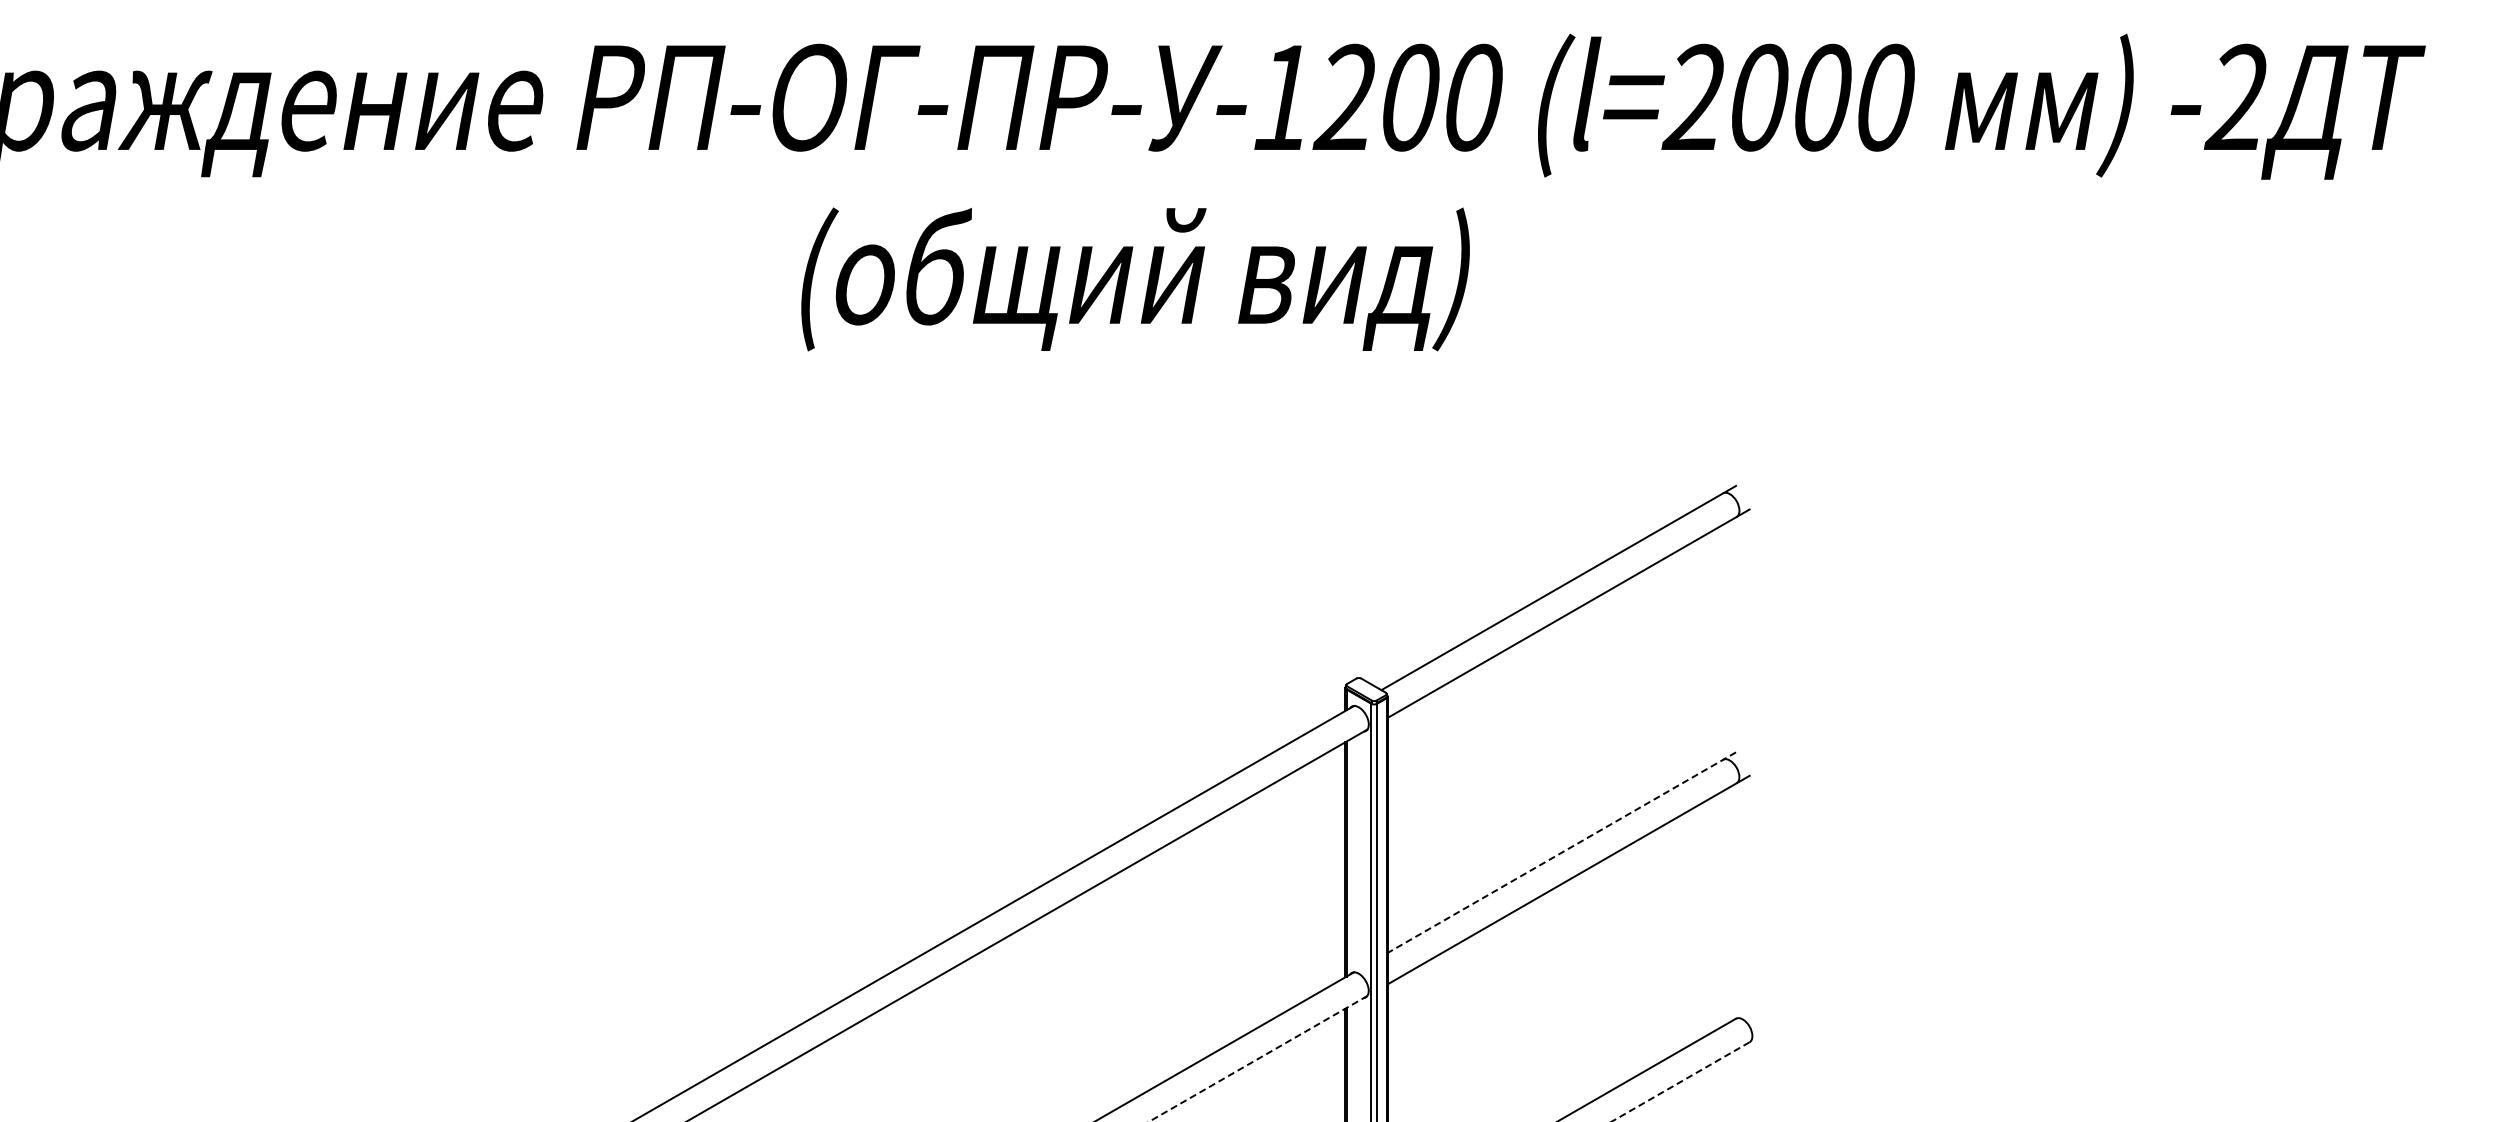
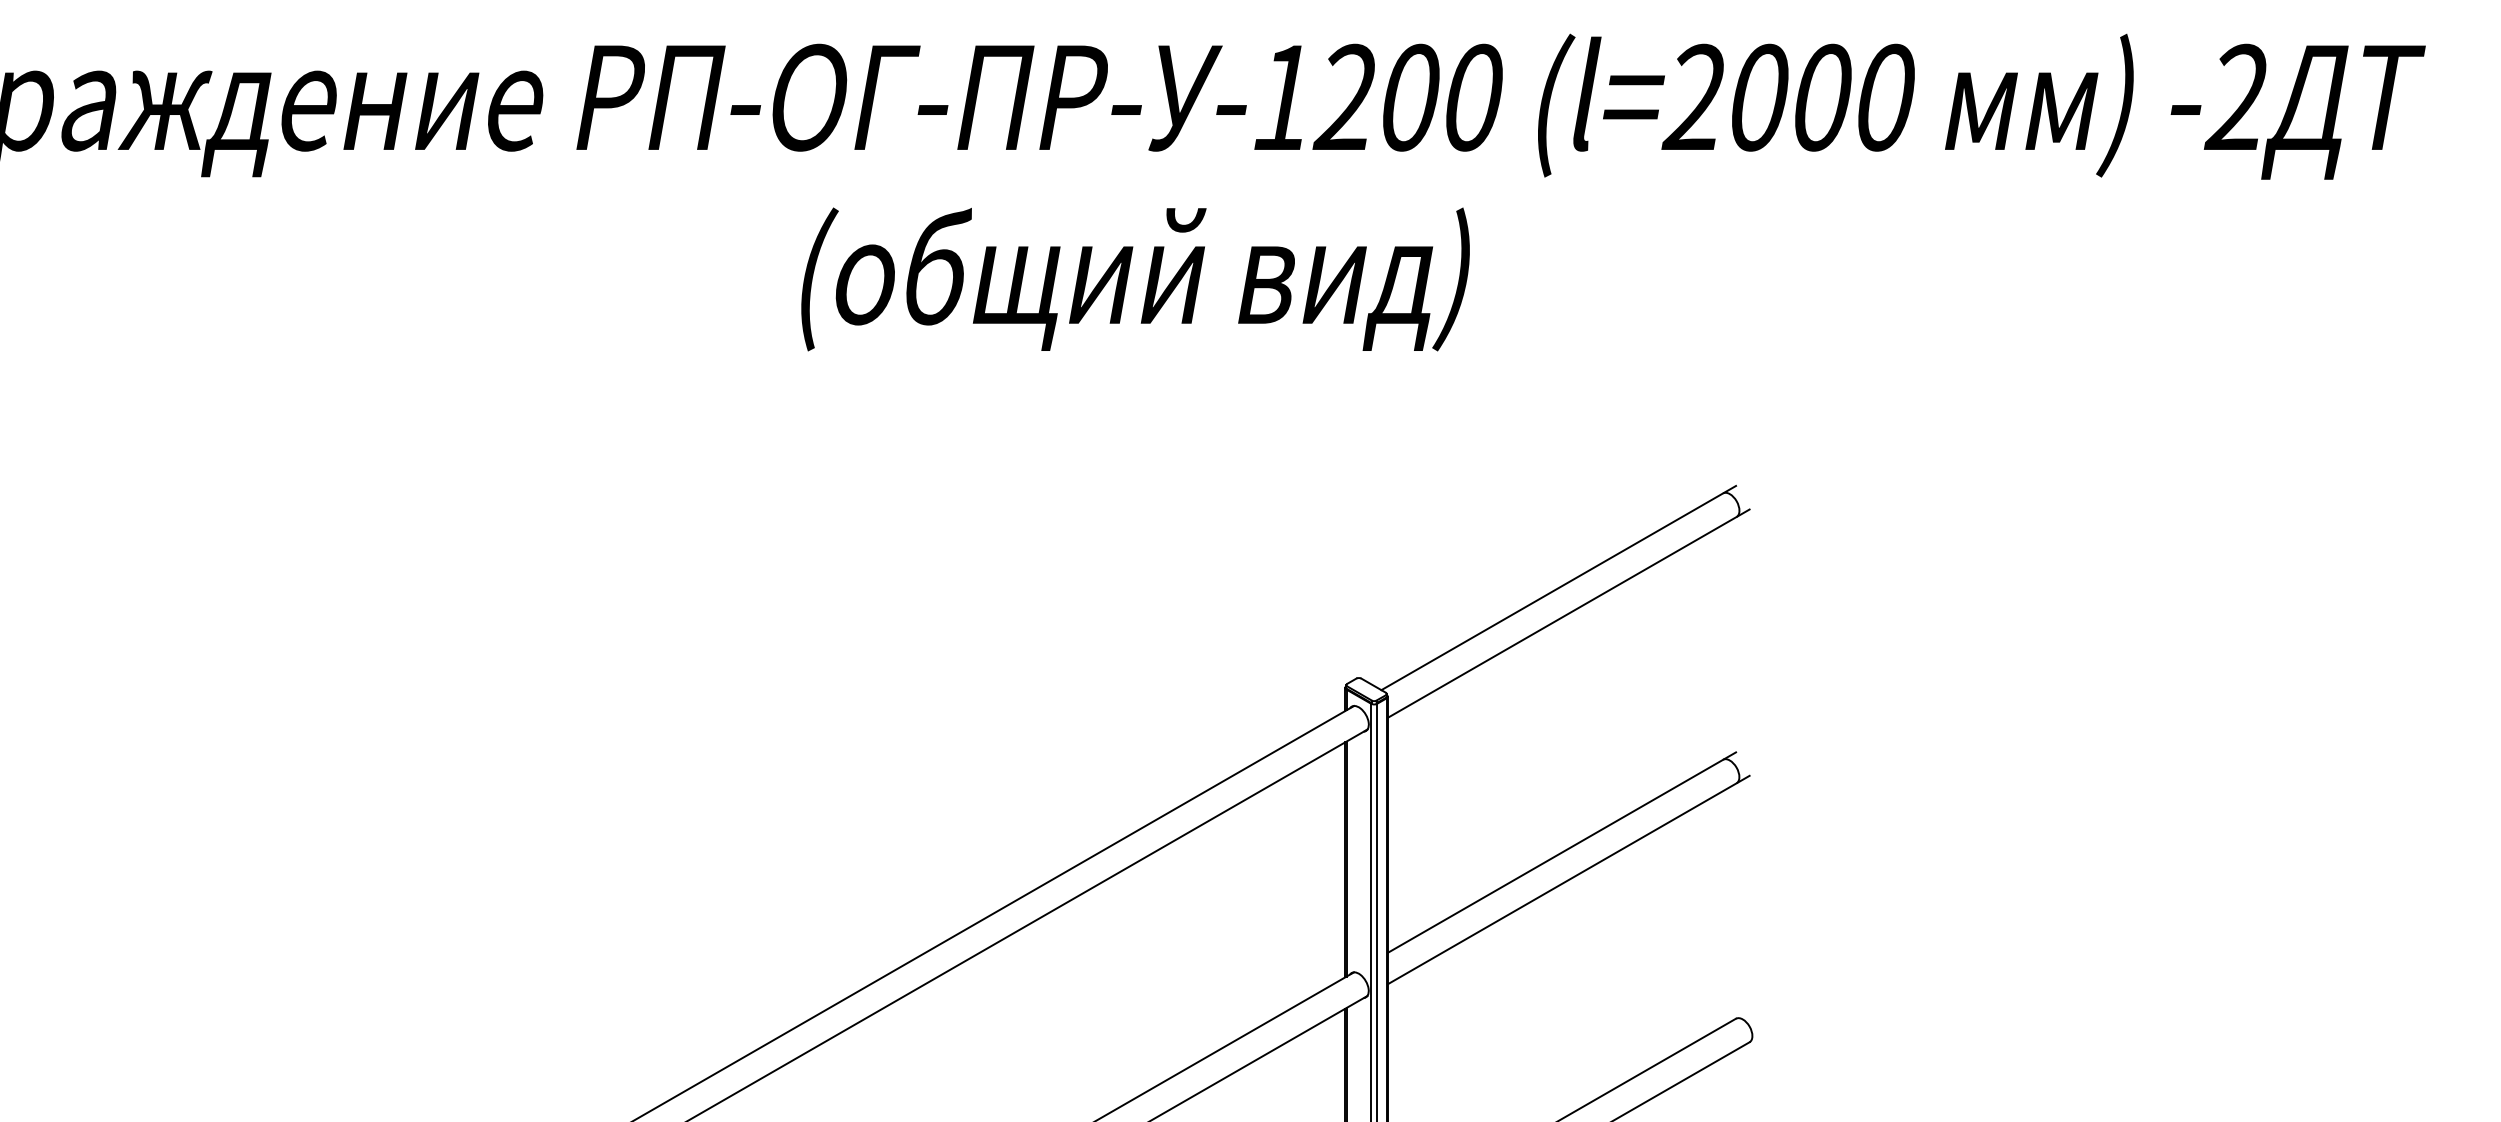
line: dashed -> solid (1561, 852)
line: dashed -> solid (1257, 1059)
line: dashed -> solid (1680, 1082)
